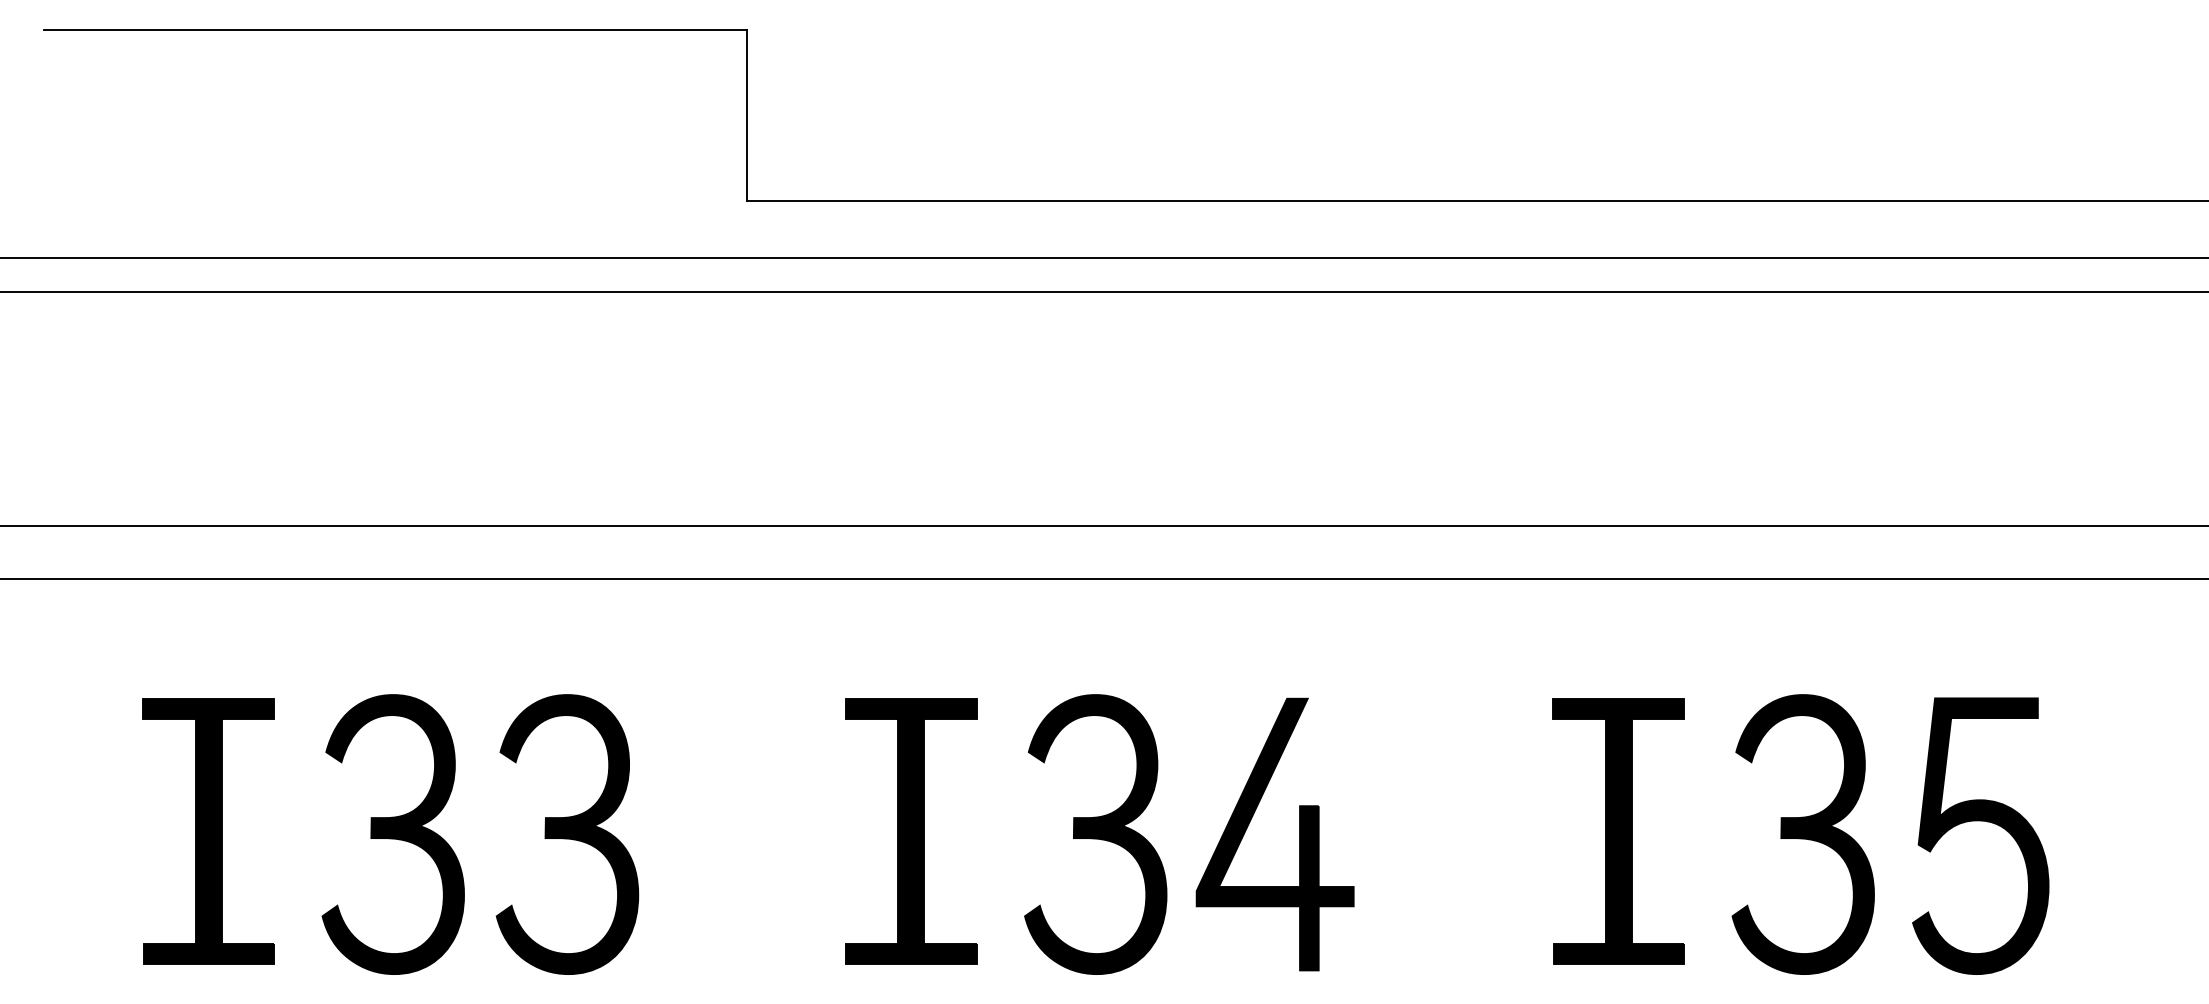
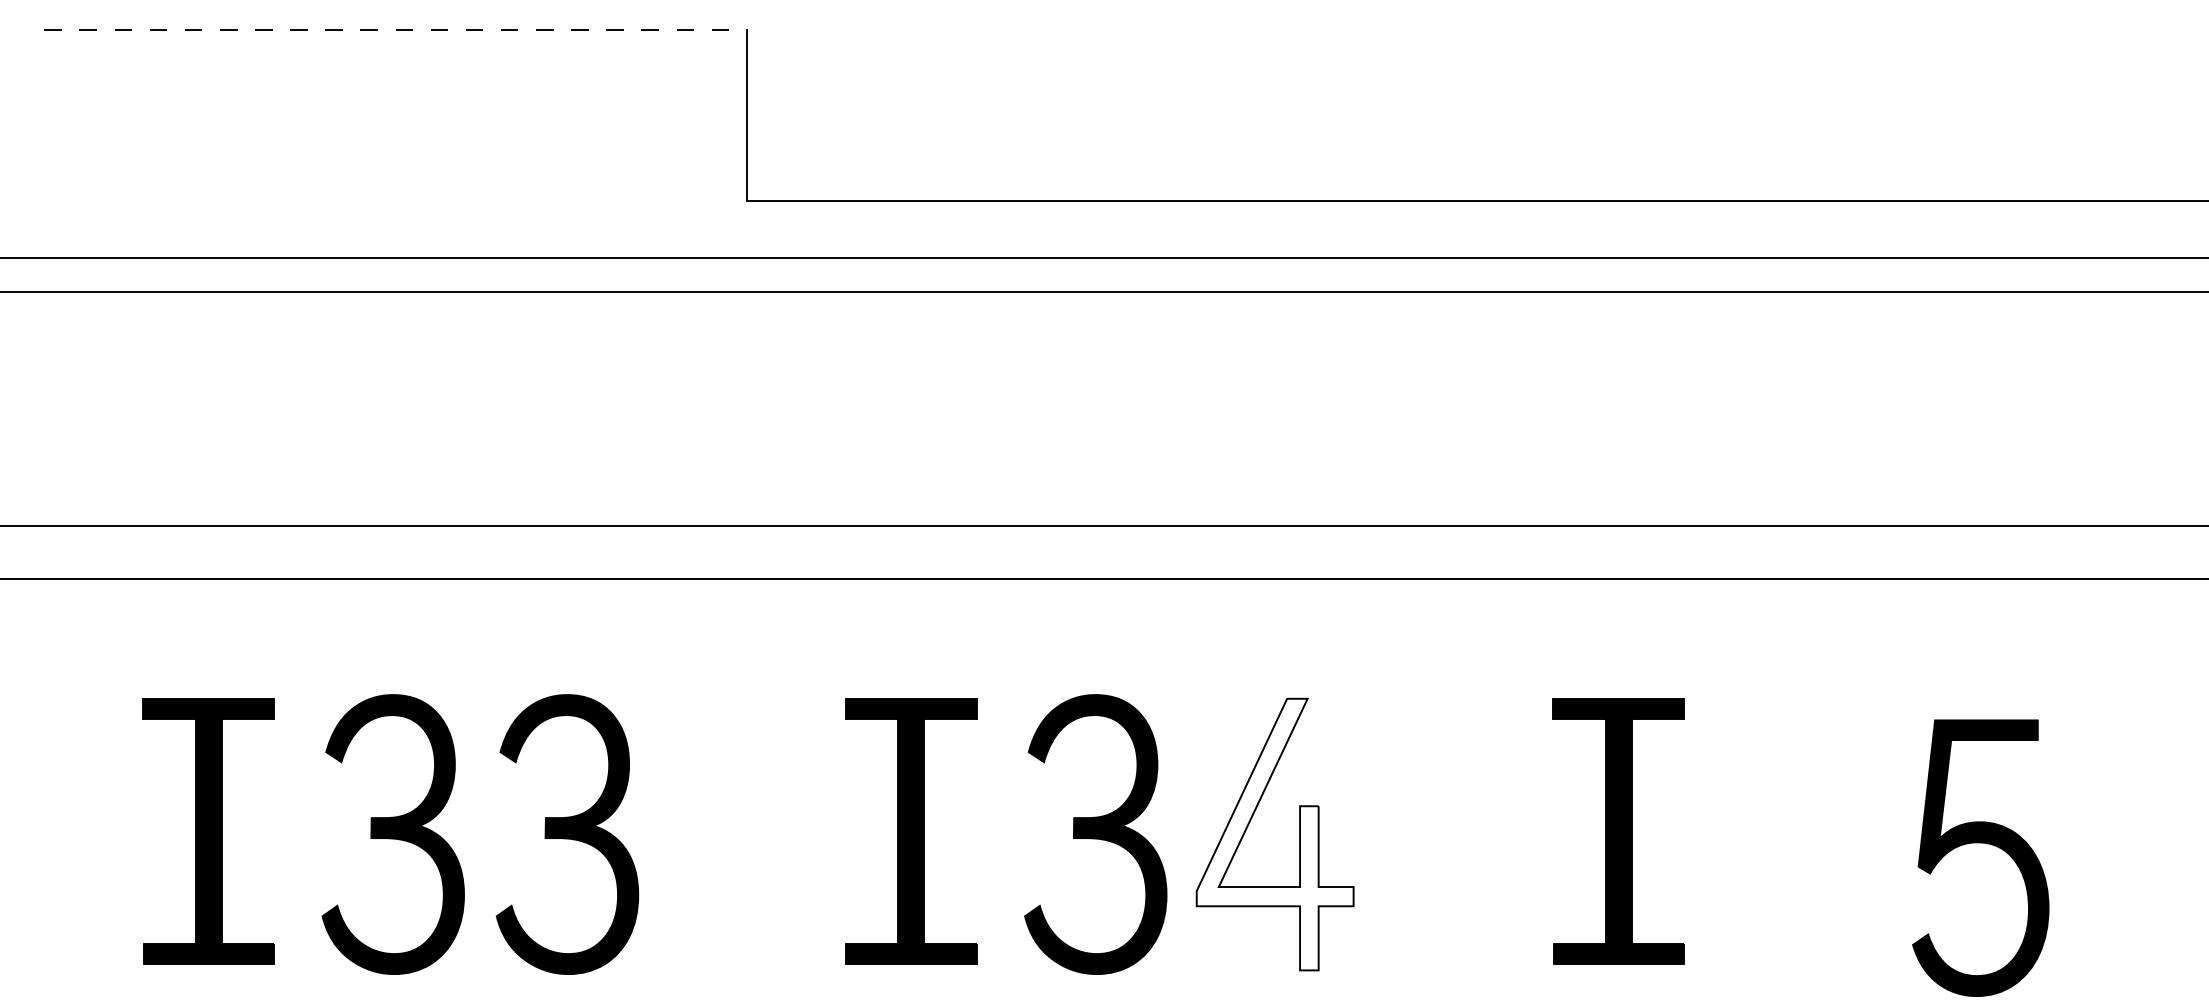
line: solid -> dashed (396, 29)
part position: (1980, 821) -> (1980, 843) (1980, 843)
fill: present -> none (1274, 834)
part: present -> none (1802, 834)
